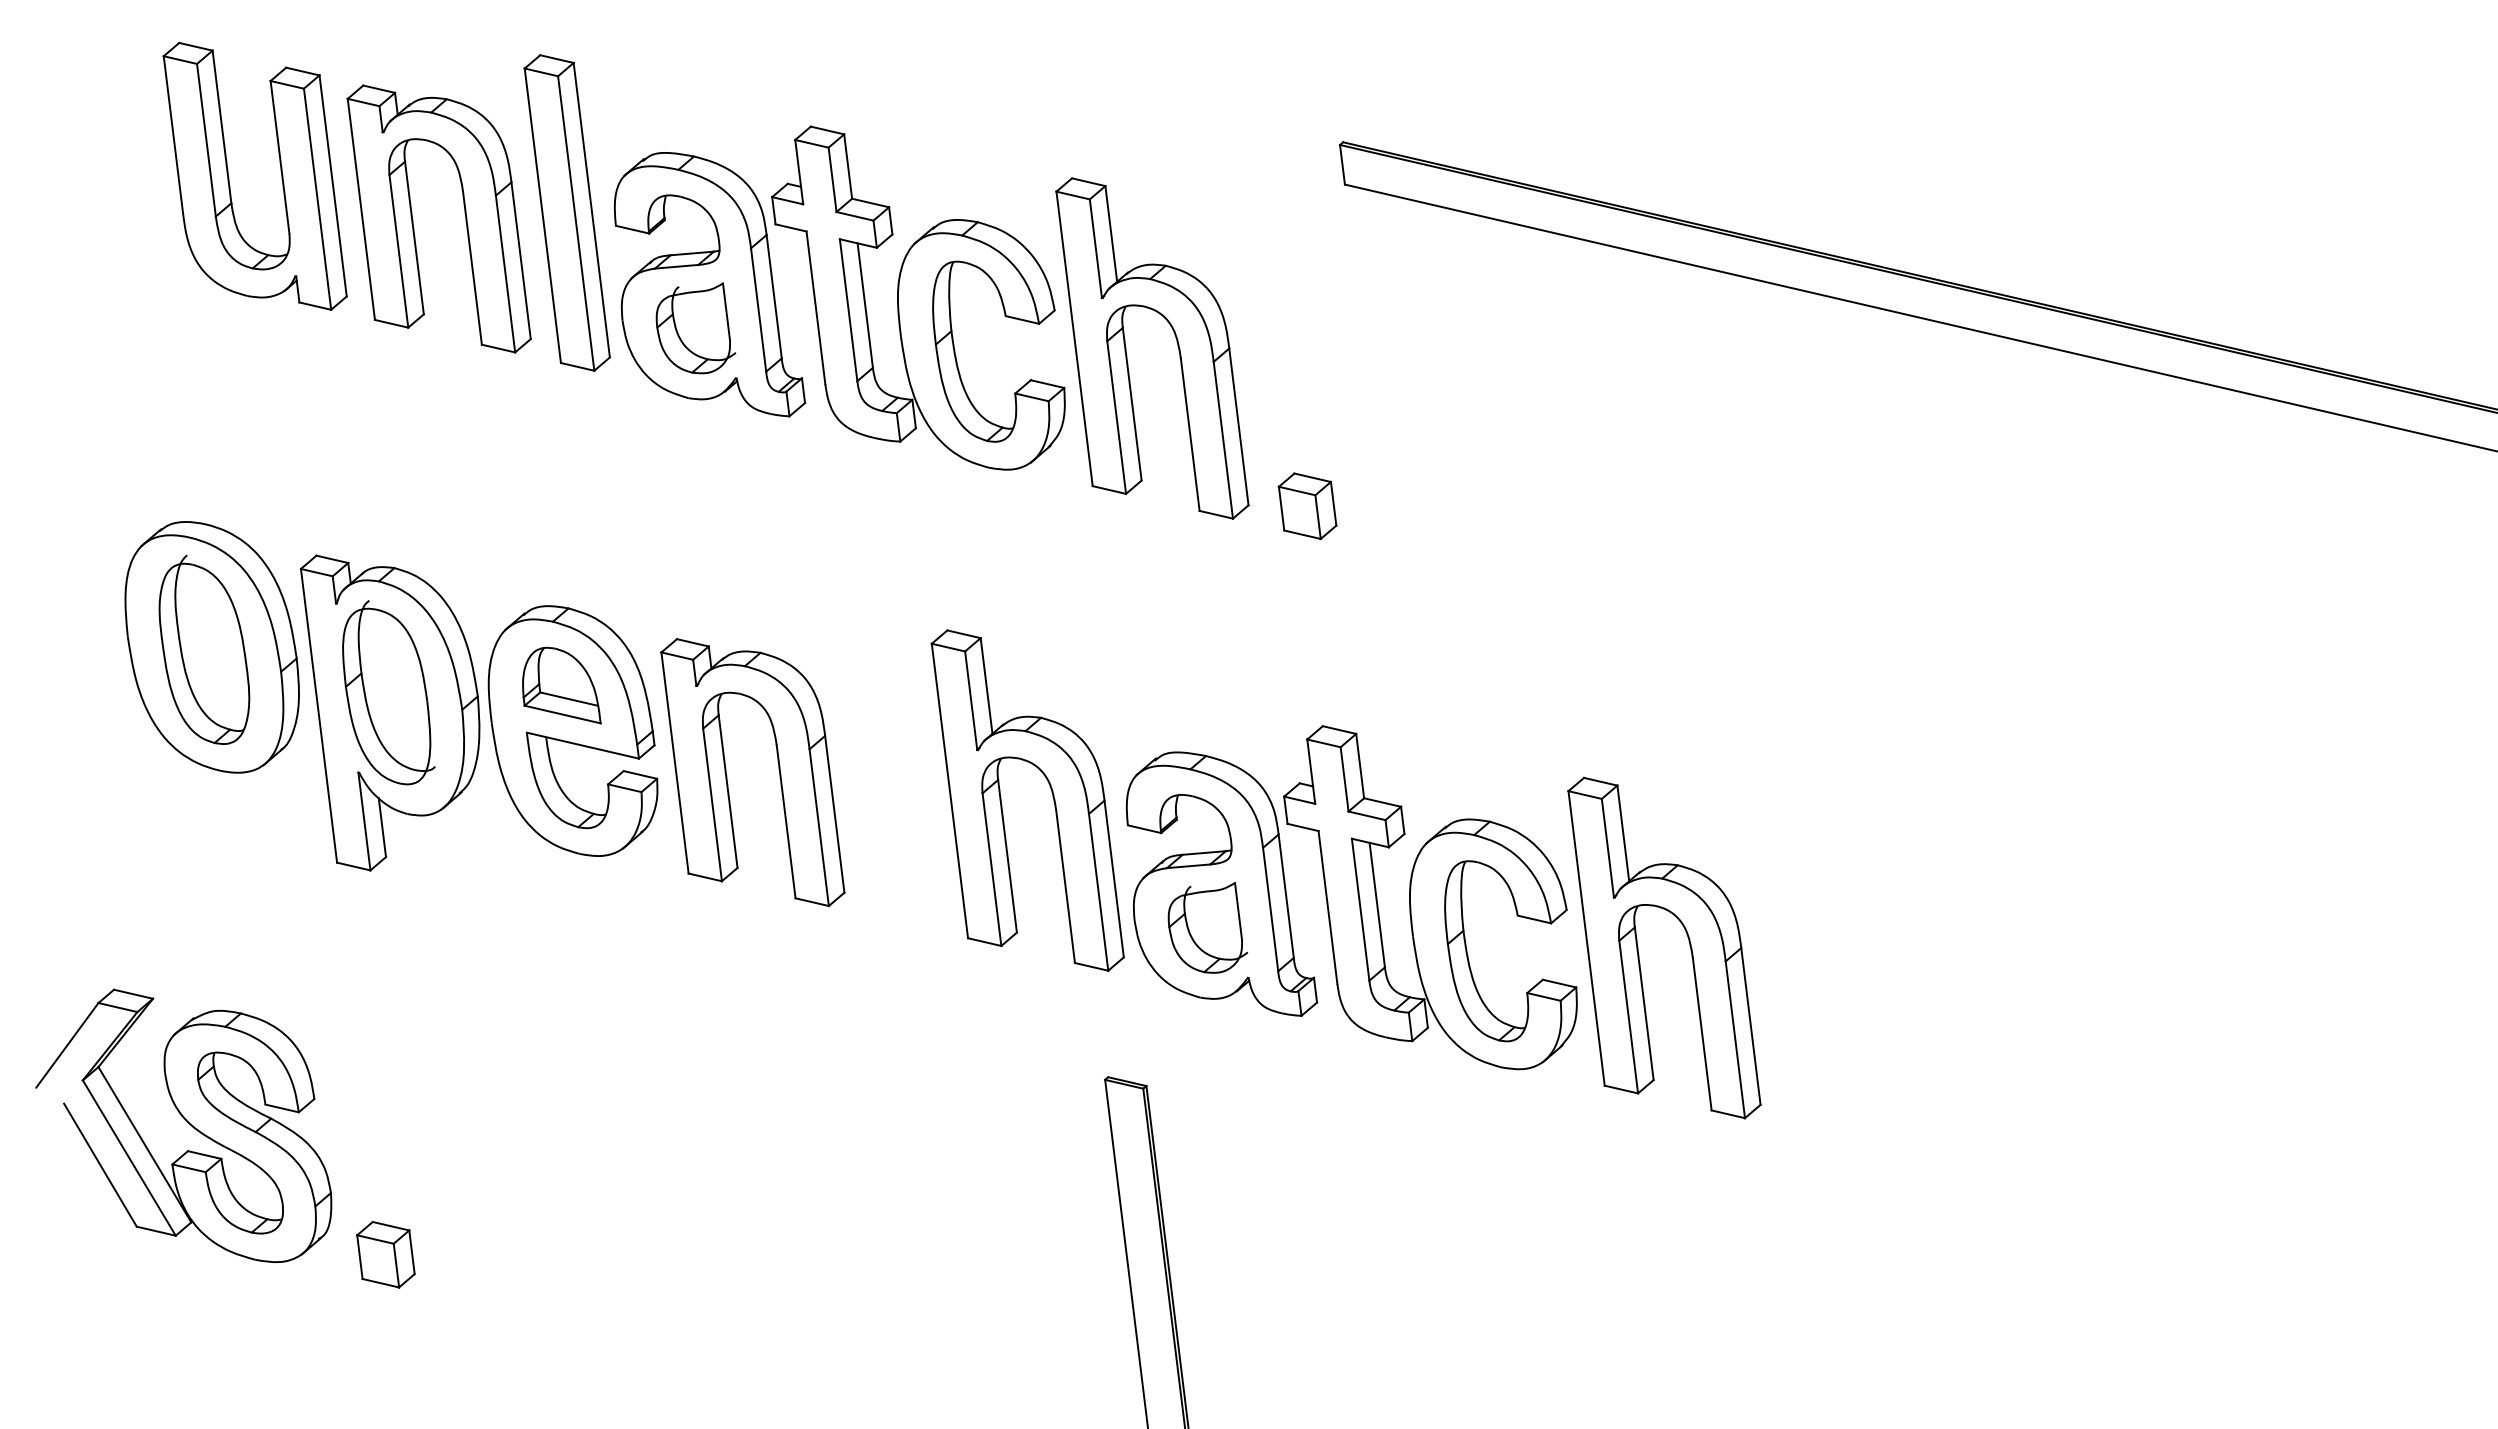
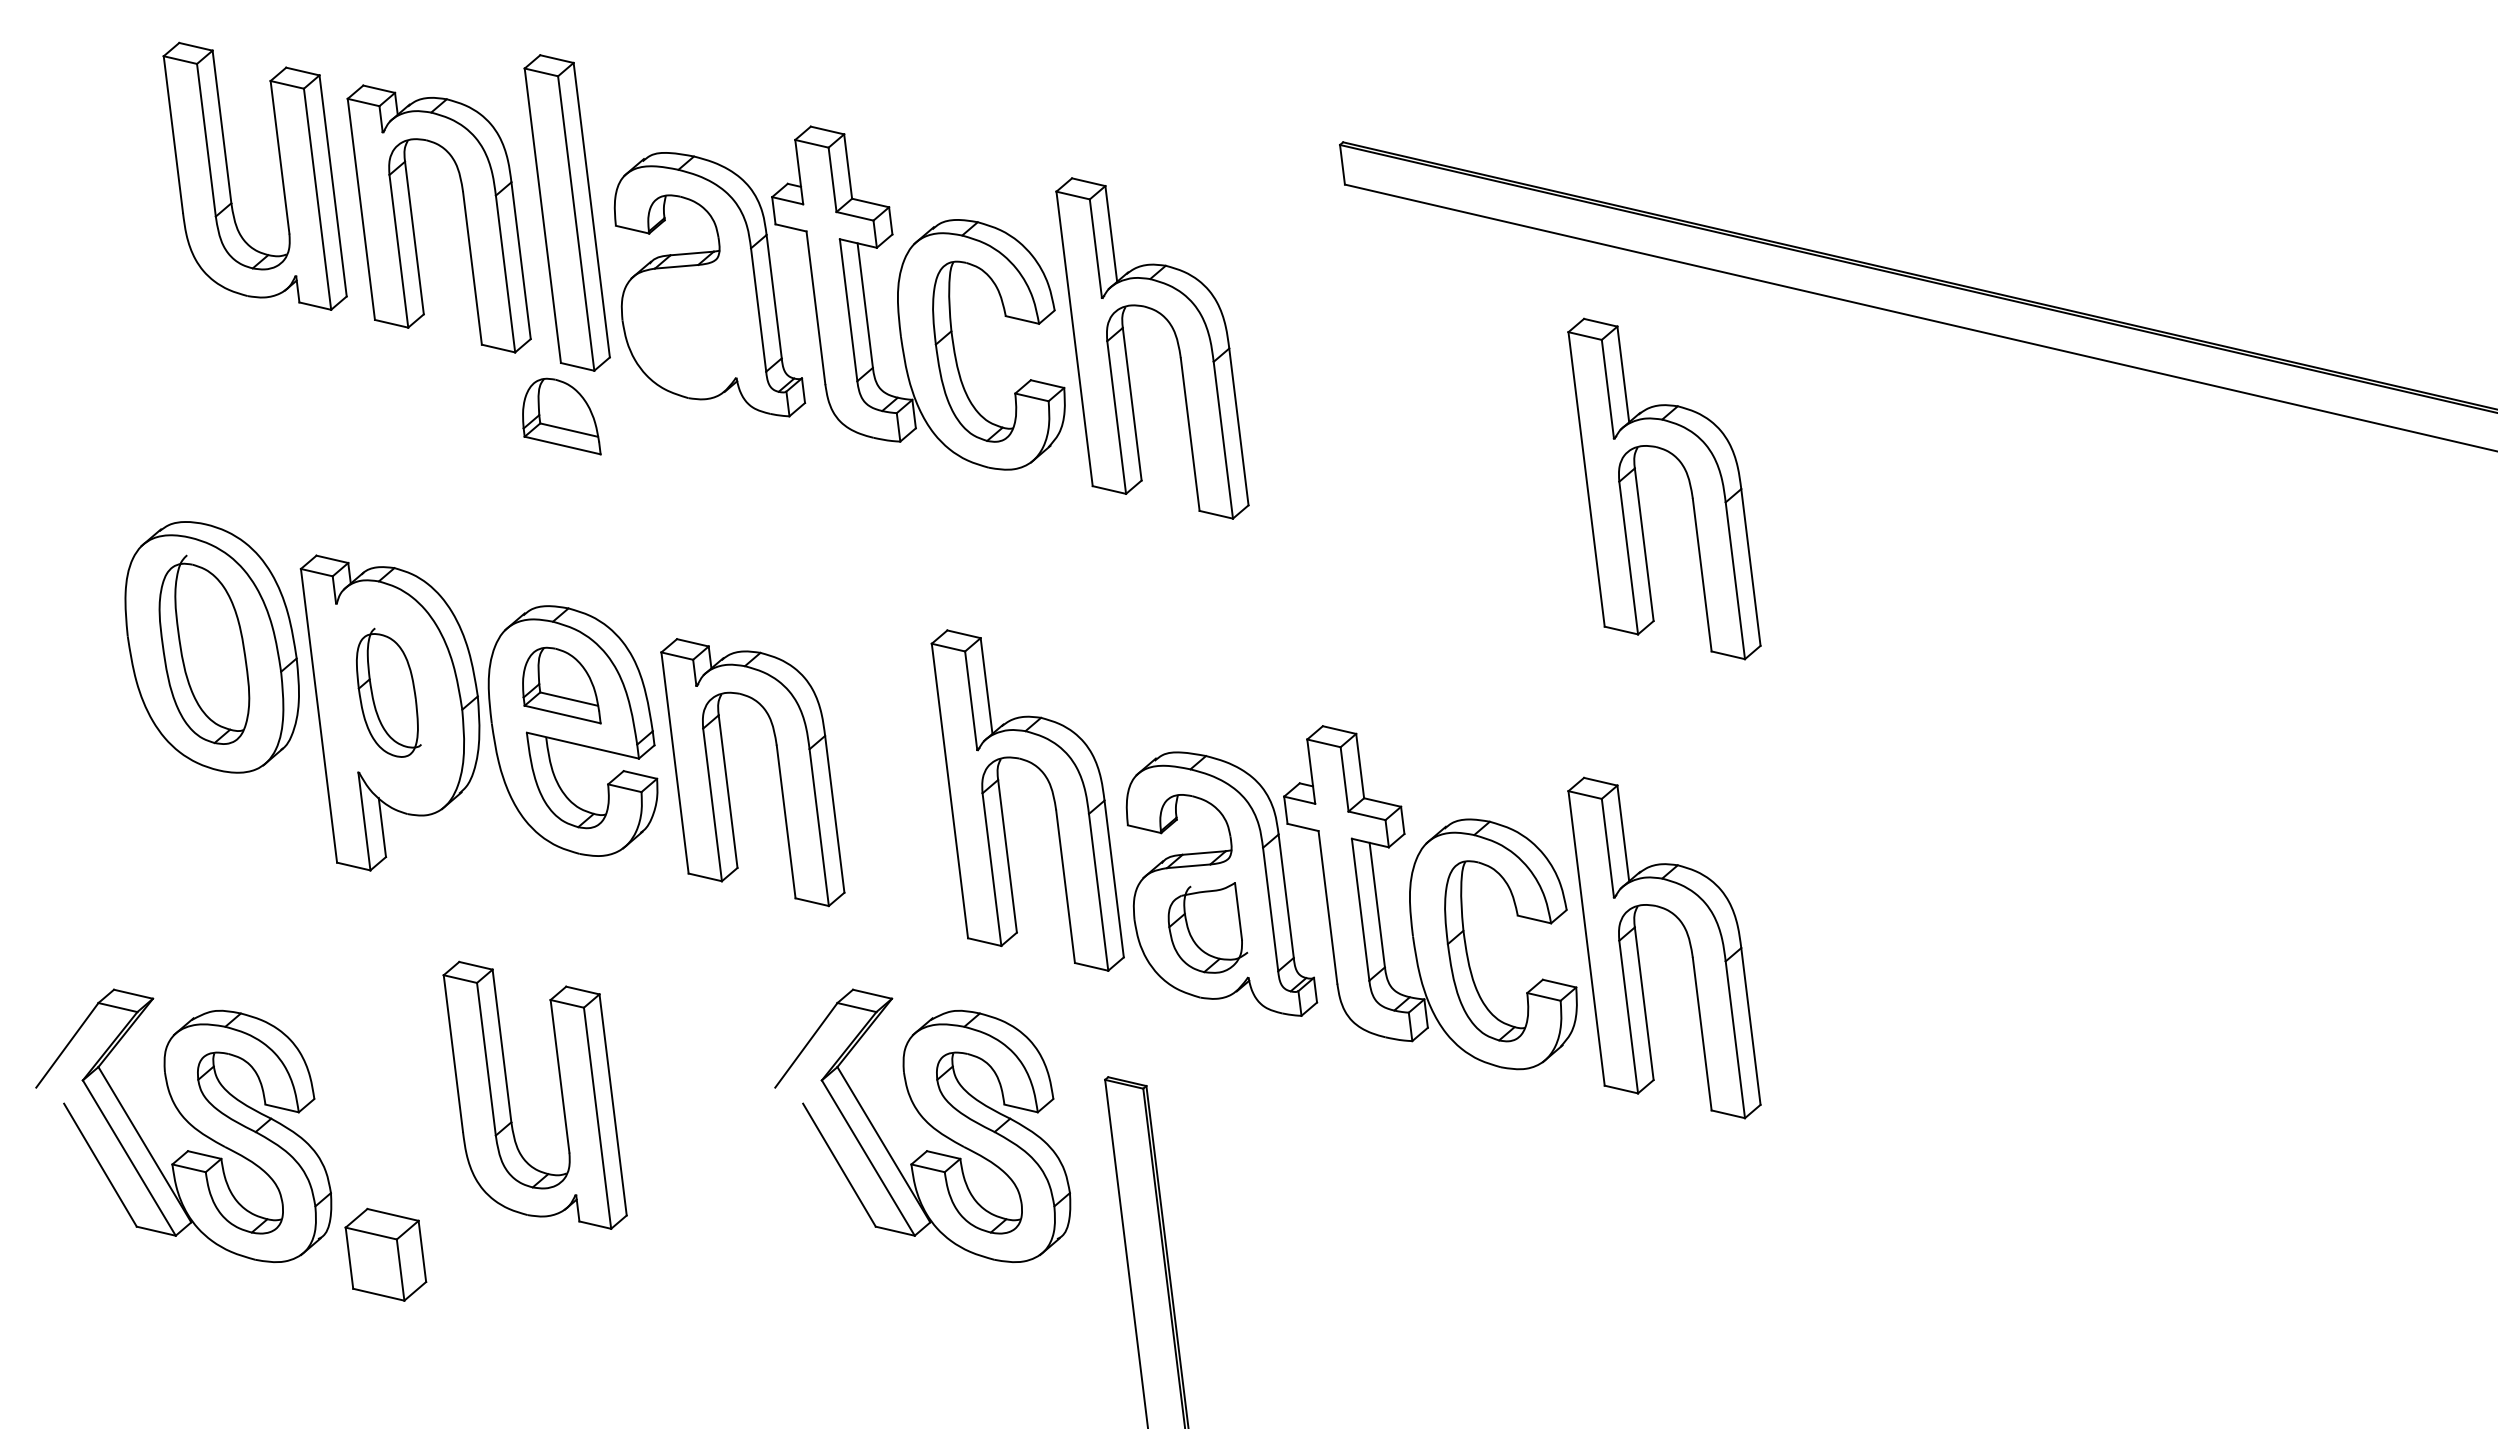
part: present -> none (695, 328)
part: none -> present (561, 416)
part: none -> present (1688, 482)
part: present -> none (1307, 506)
part size: 94x186 px -> 66x131 px (388, 692)
part: none -> present (509, 1096)
part: none -> present (922, 1125)
part size: 60x69 px -> 84x95 px (385, 1254)
